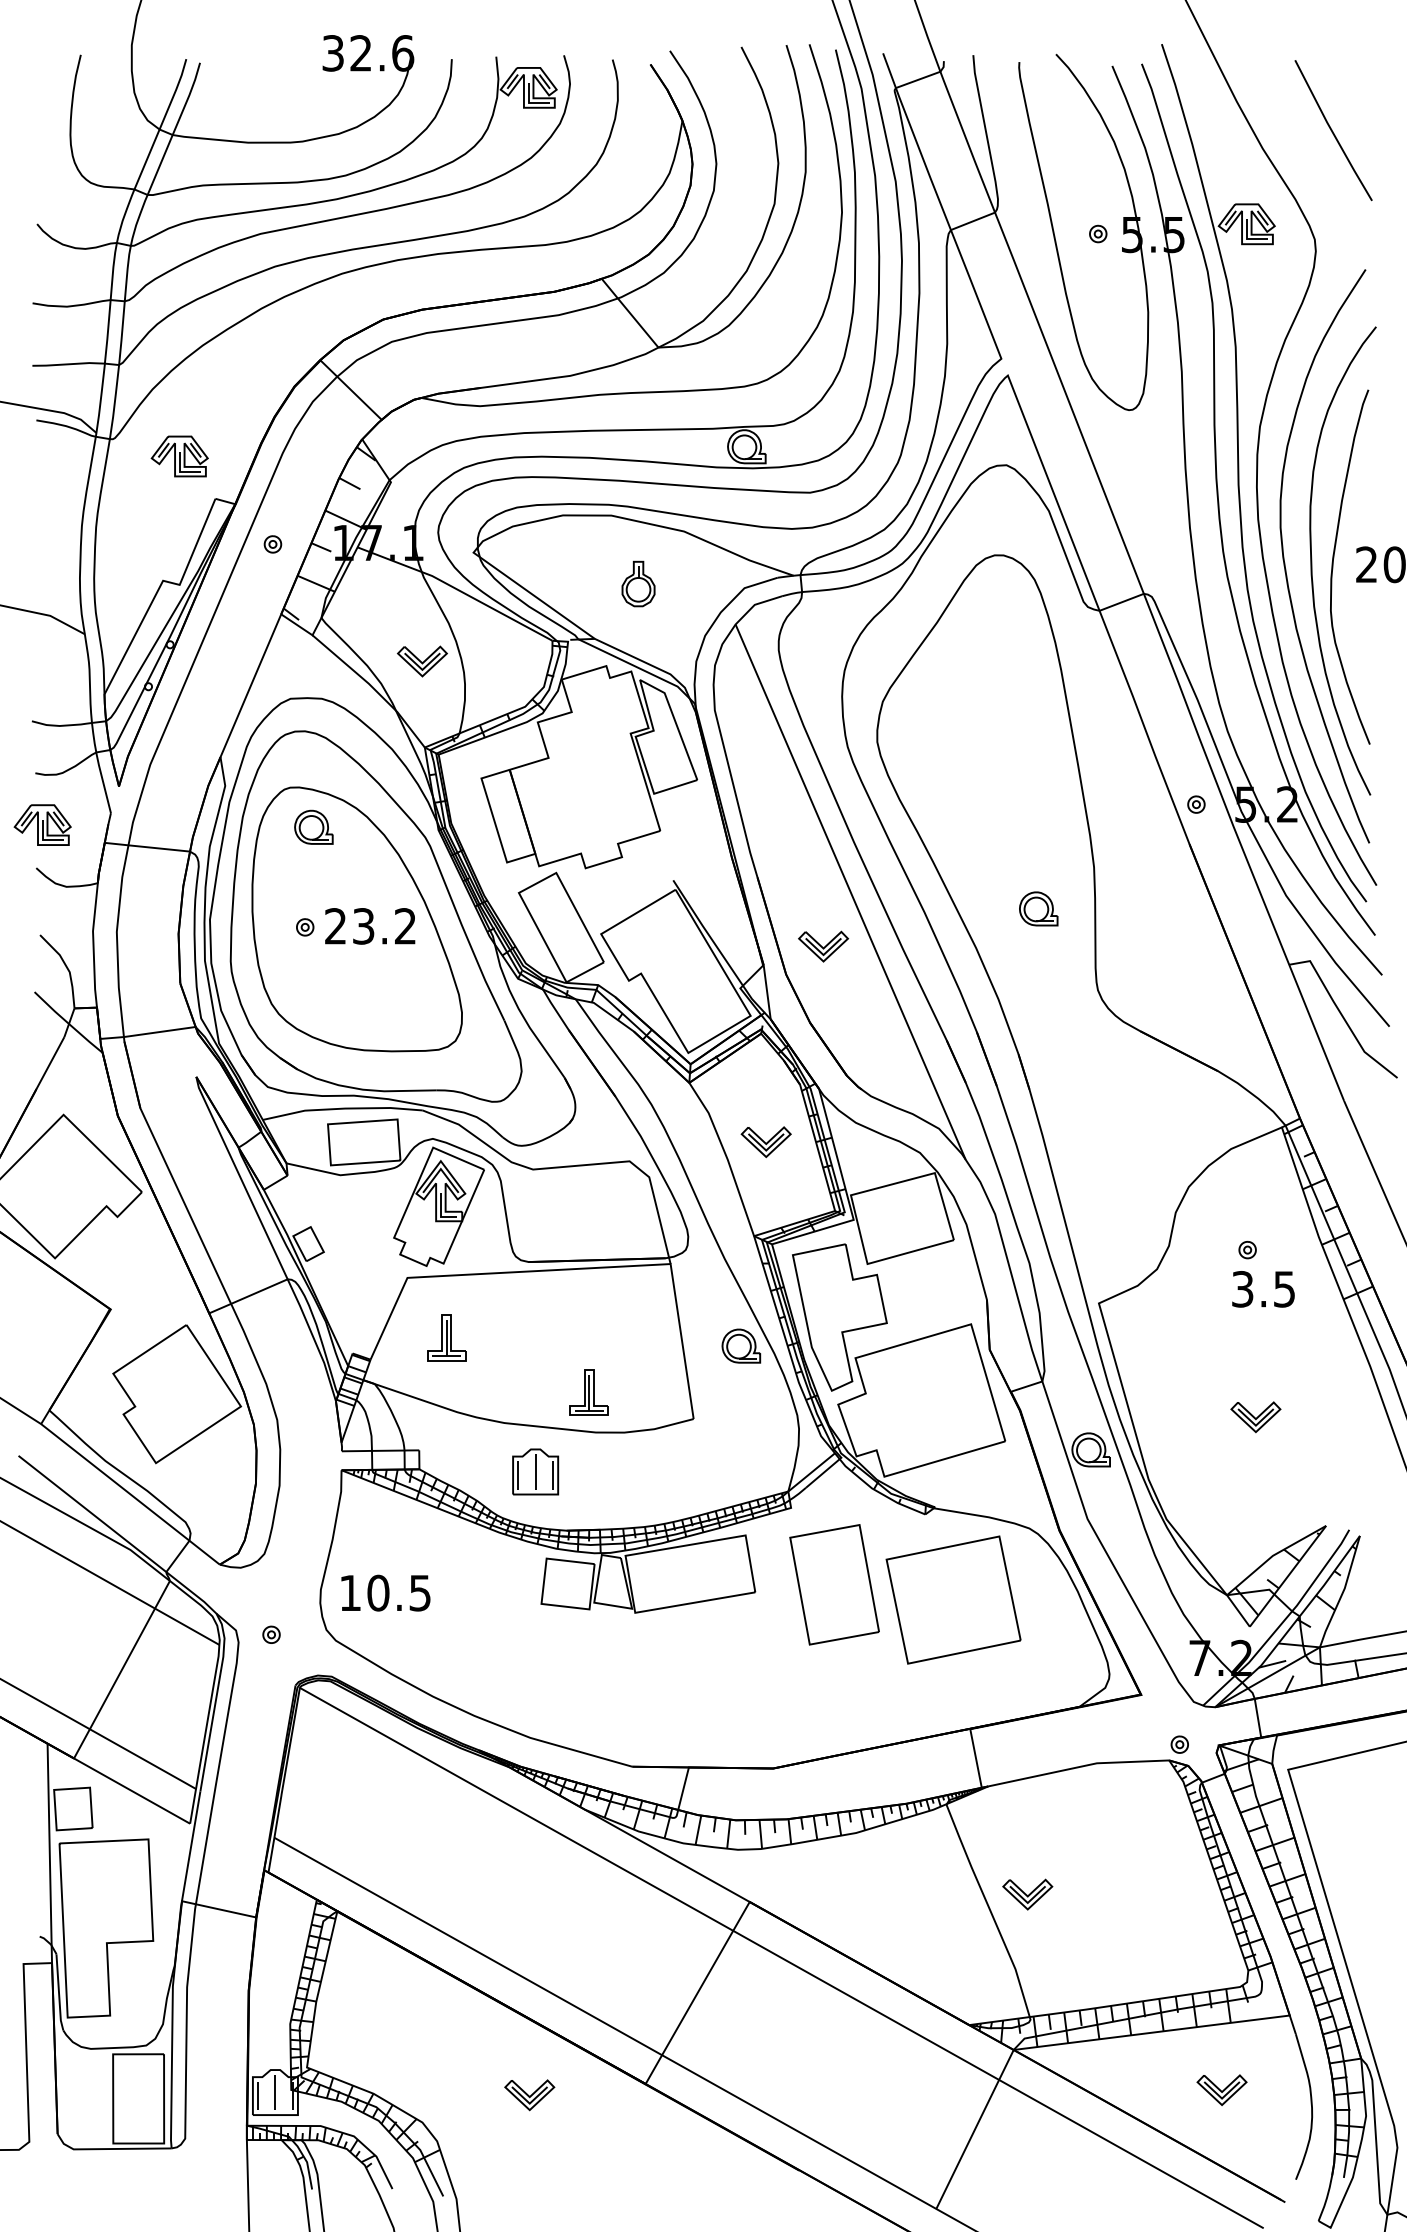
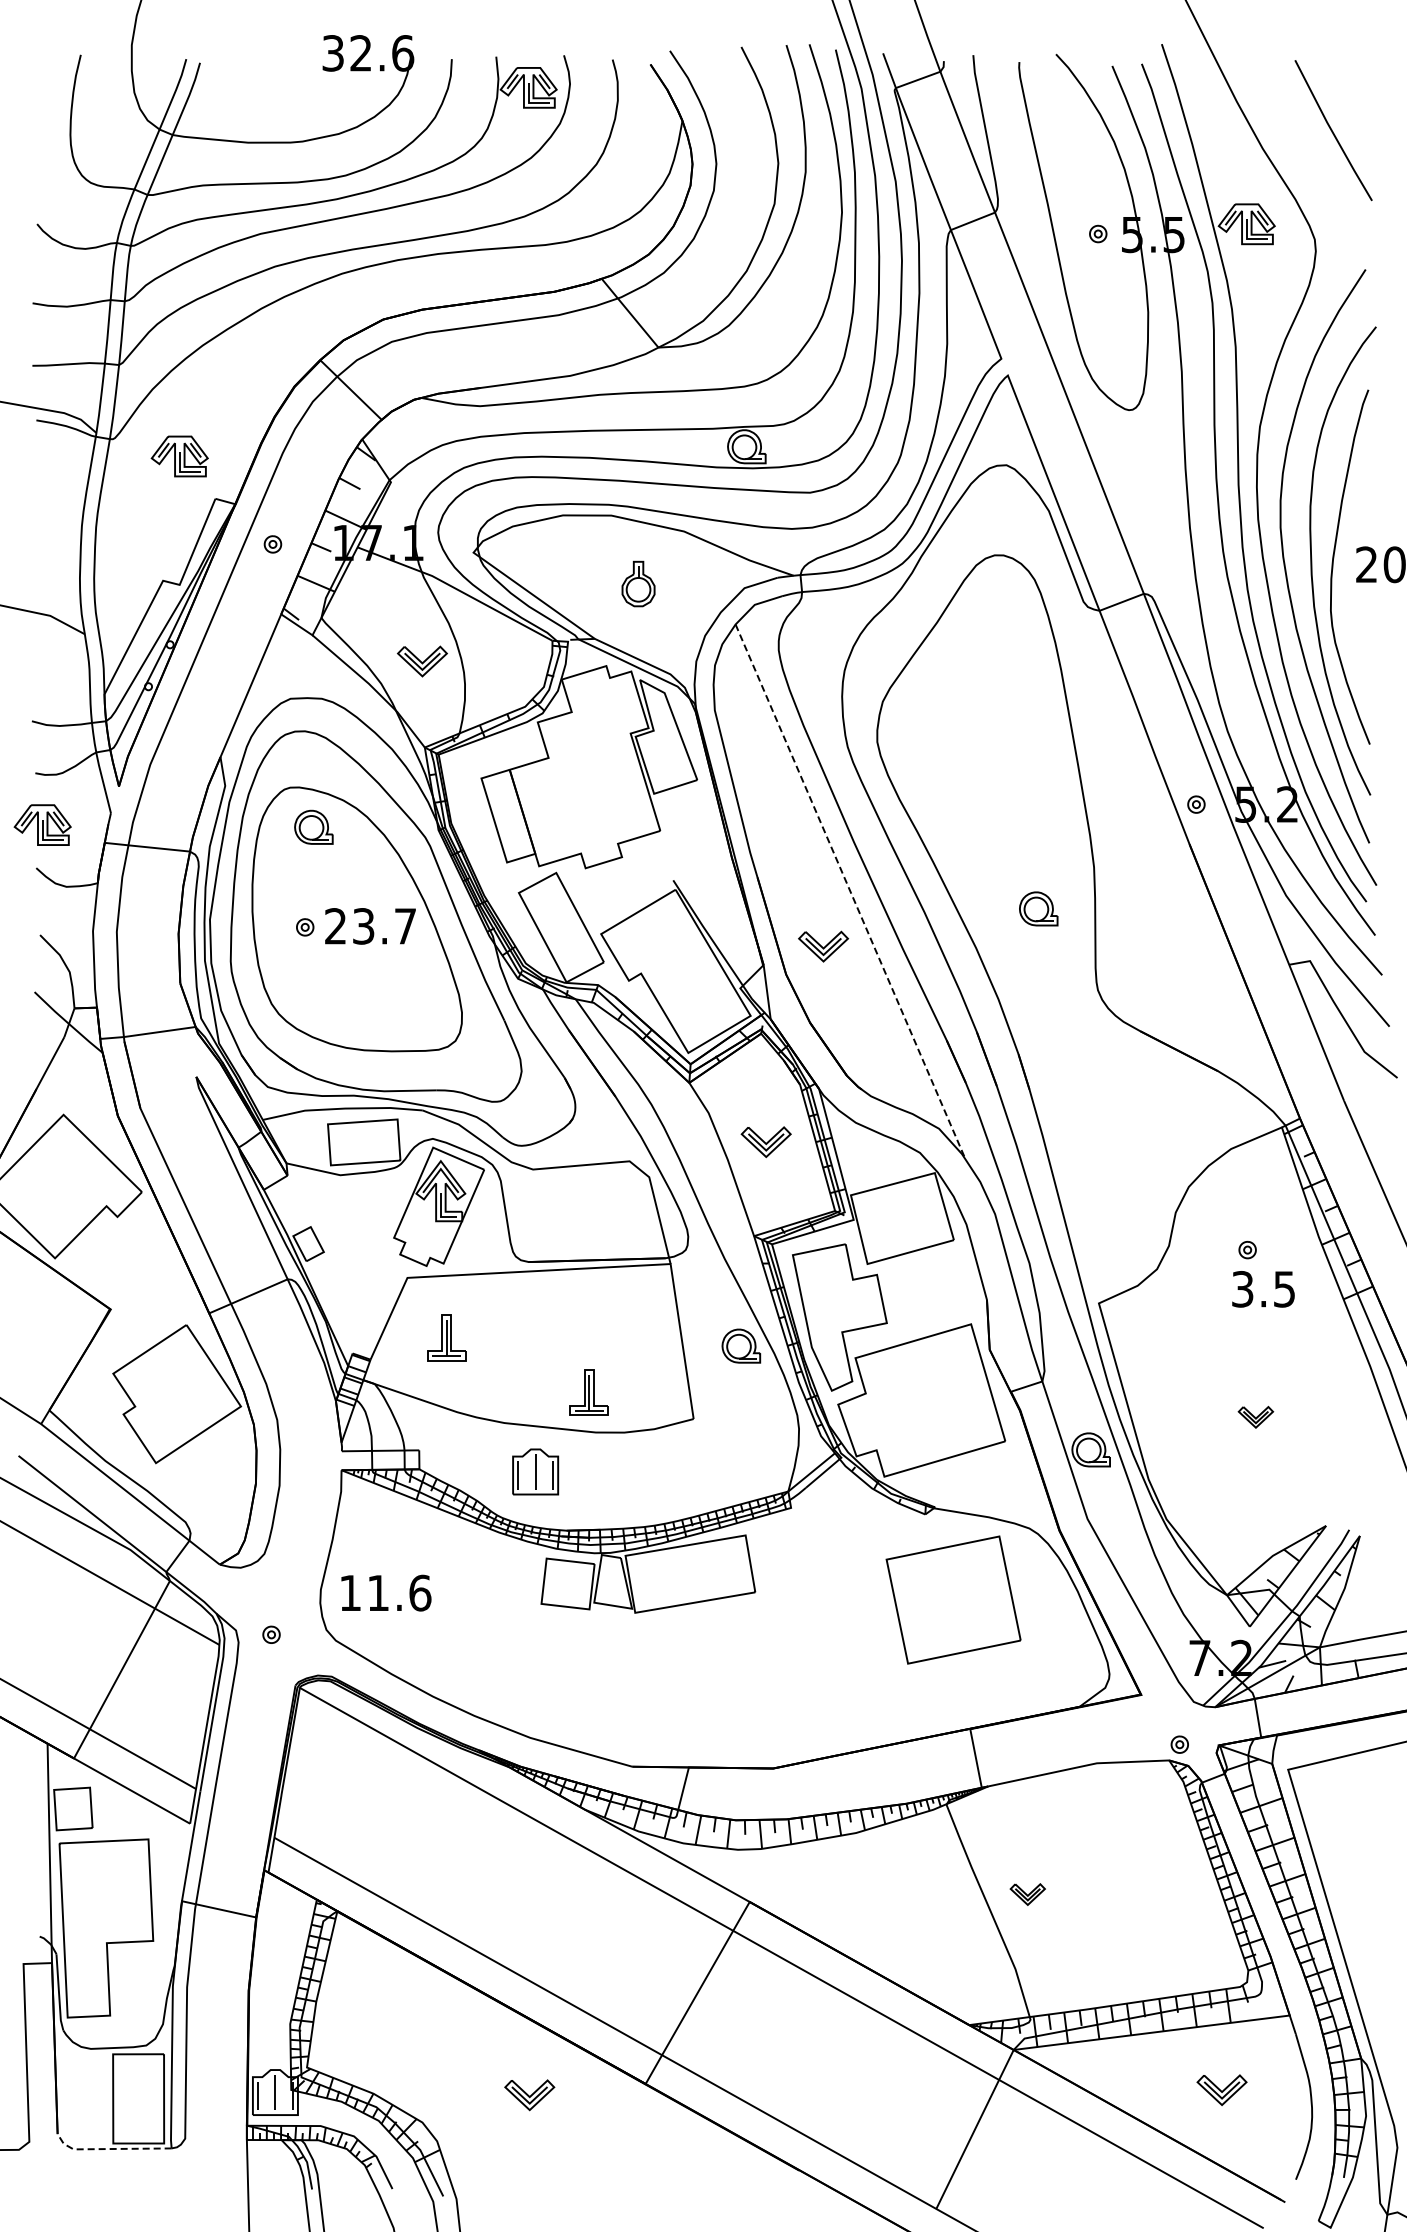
line: solid -> dashed (850, 892)
text: 23.2 -> 23.7 (405, 926)
part size: 52x33 px -> 38x24 px (1255, 1416)
part: present -> none (834, 1584)
text: 10.5 -> 11.6 (399, 1592)
part size: 52x33 px -> 37x23 px (1027, 1894)
line: solid -> dashed (109, 2149)
